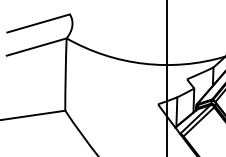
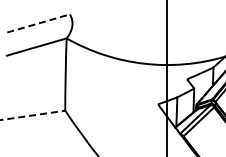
line: solid -> dashed (38, 23)
line: solid -> dashed (32, 115)
